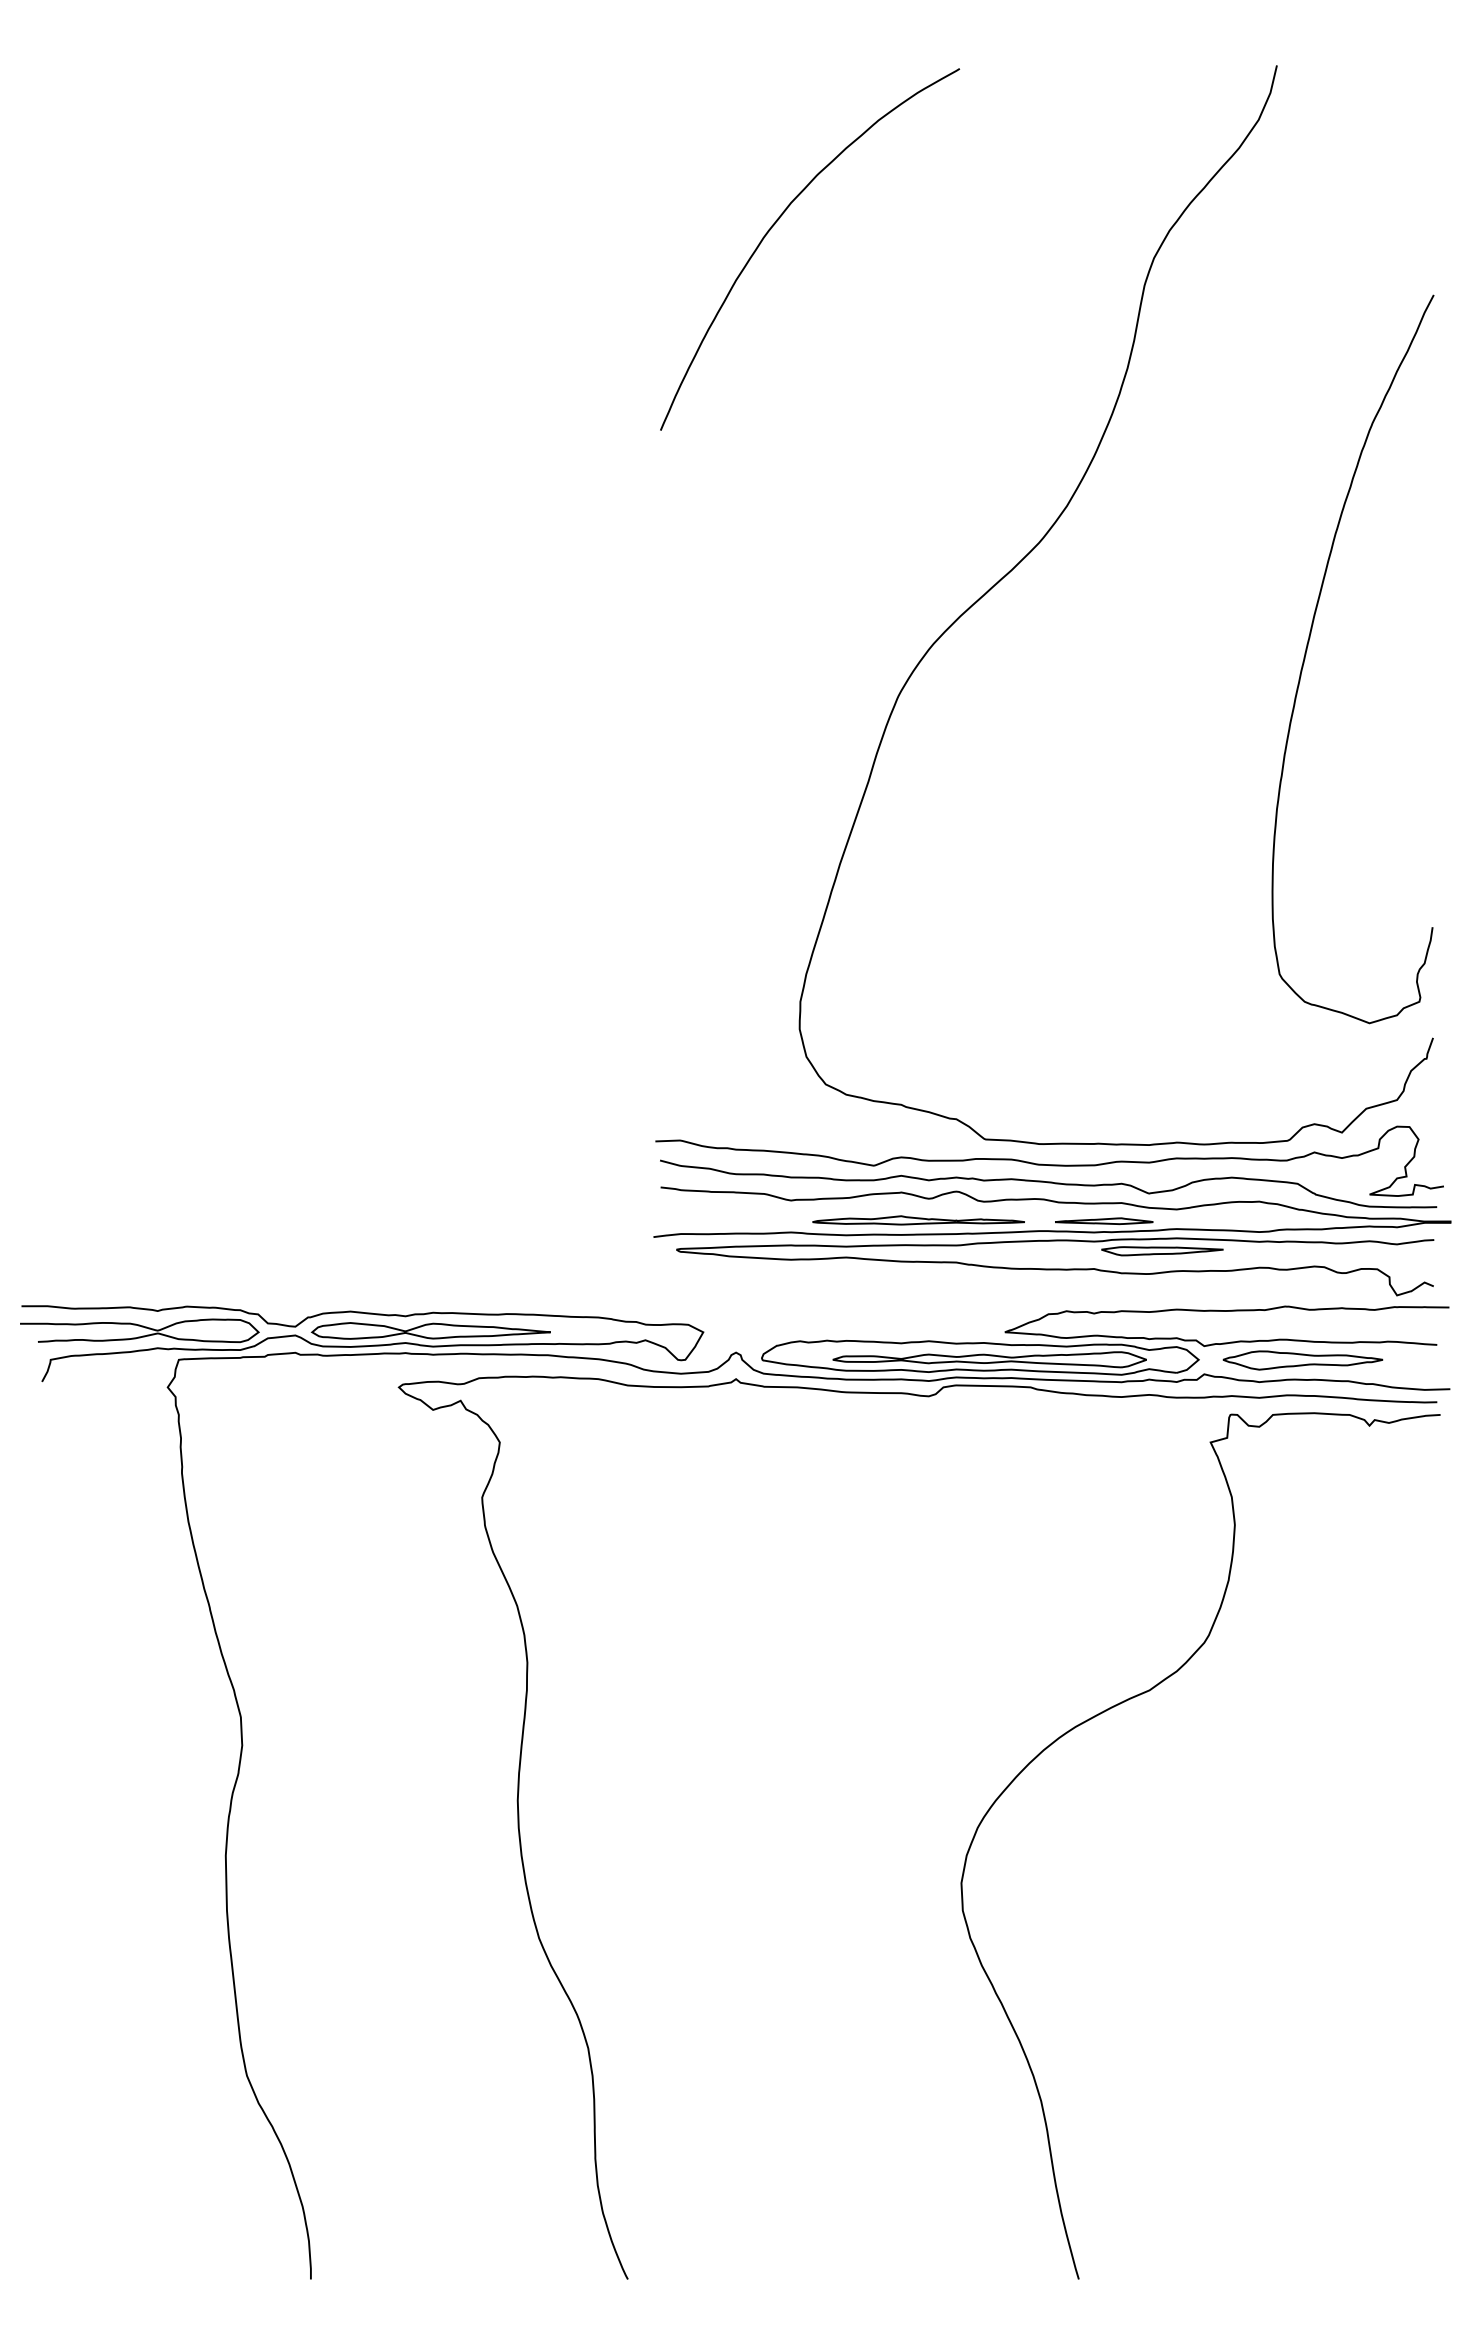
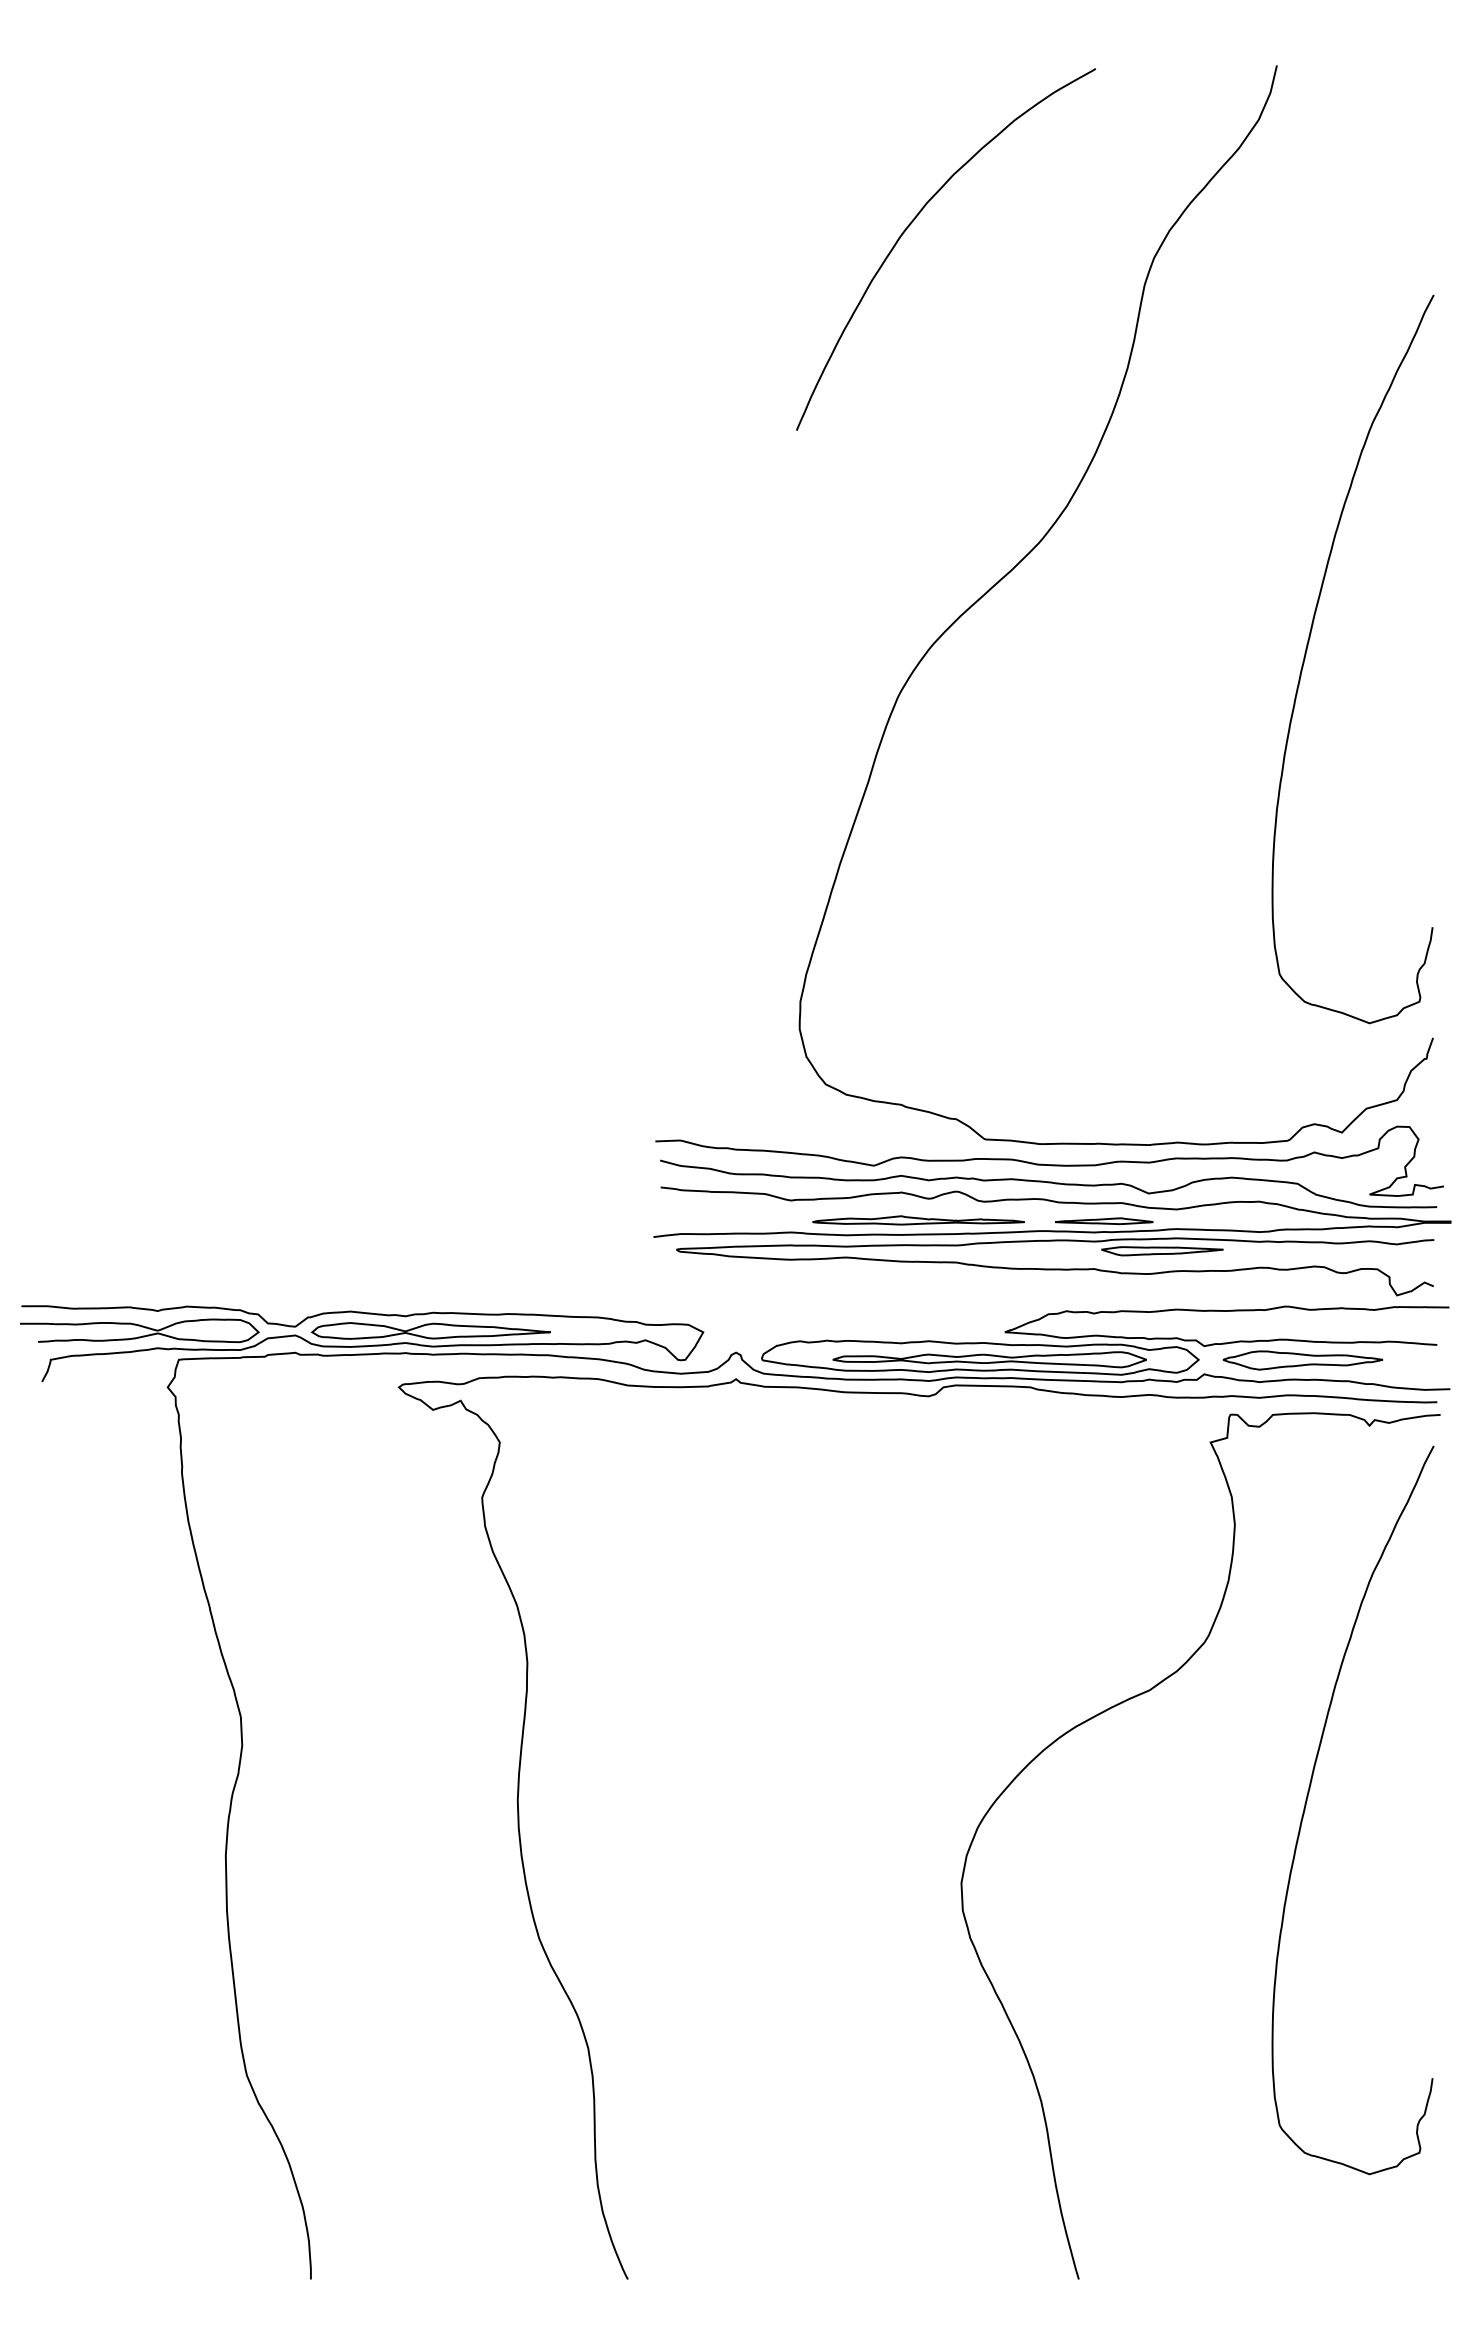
curve position: (775, 224) -> (911, 224) (911, 224)
curve: none -> present (1308, 1797)
